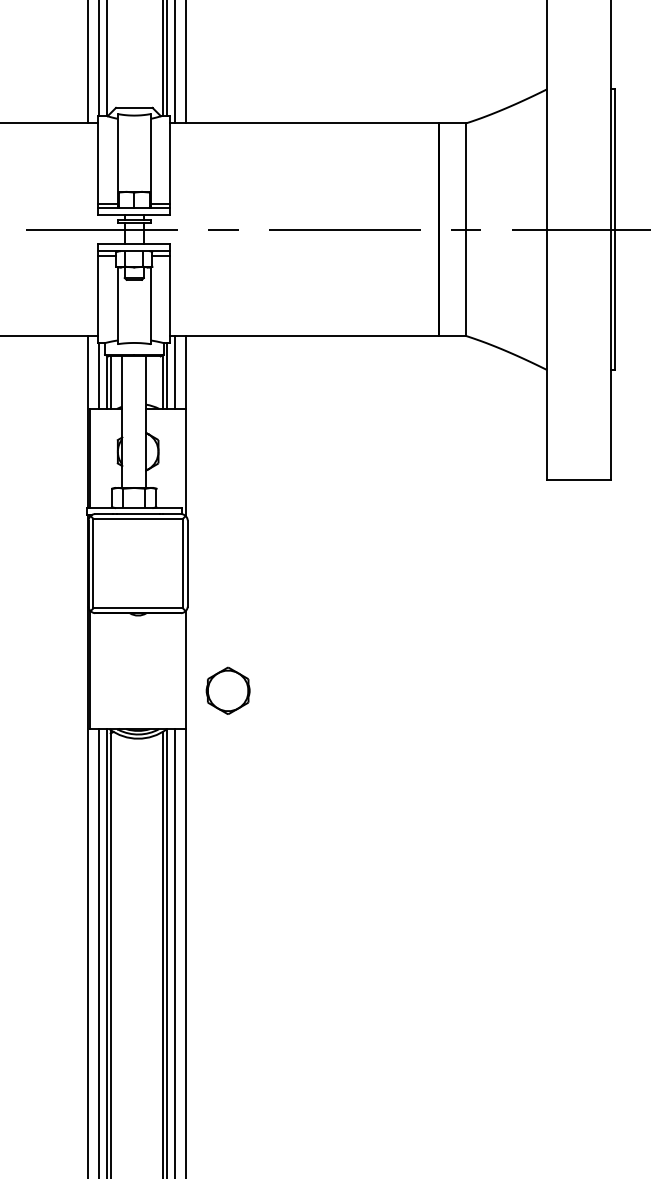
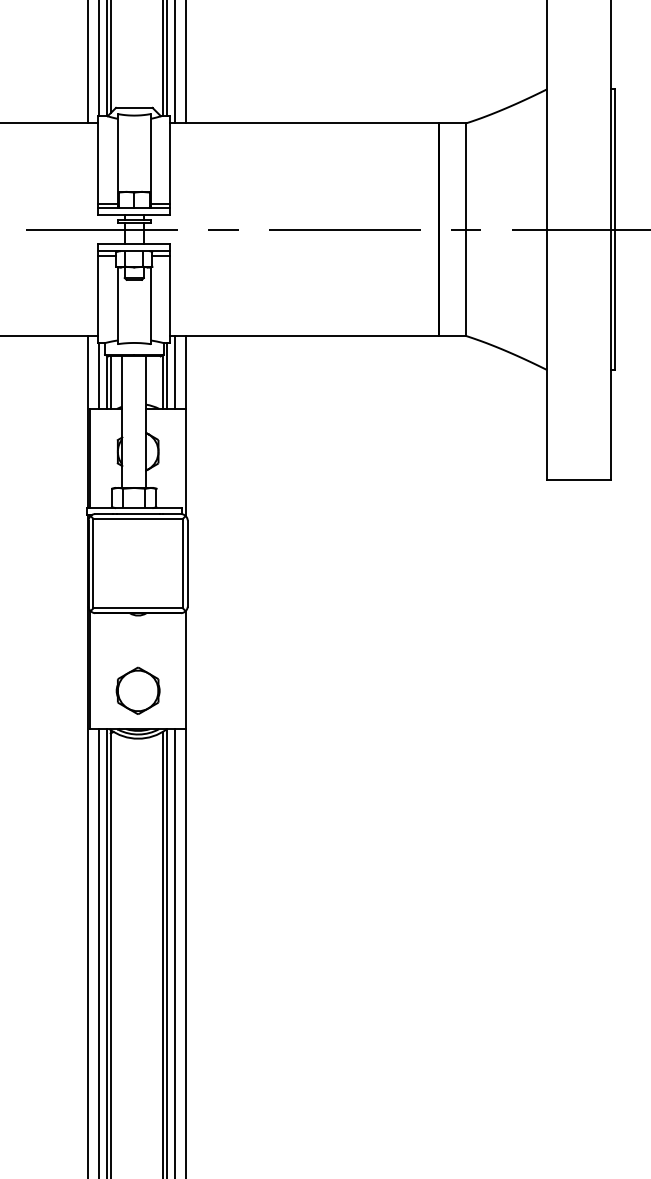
line: none -> present (110, 57)
part position: (227, 690) -> (137, 690) (137, 690)
